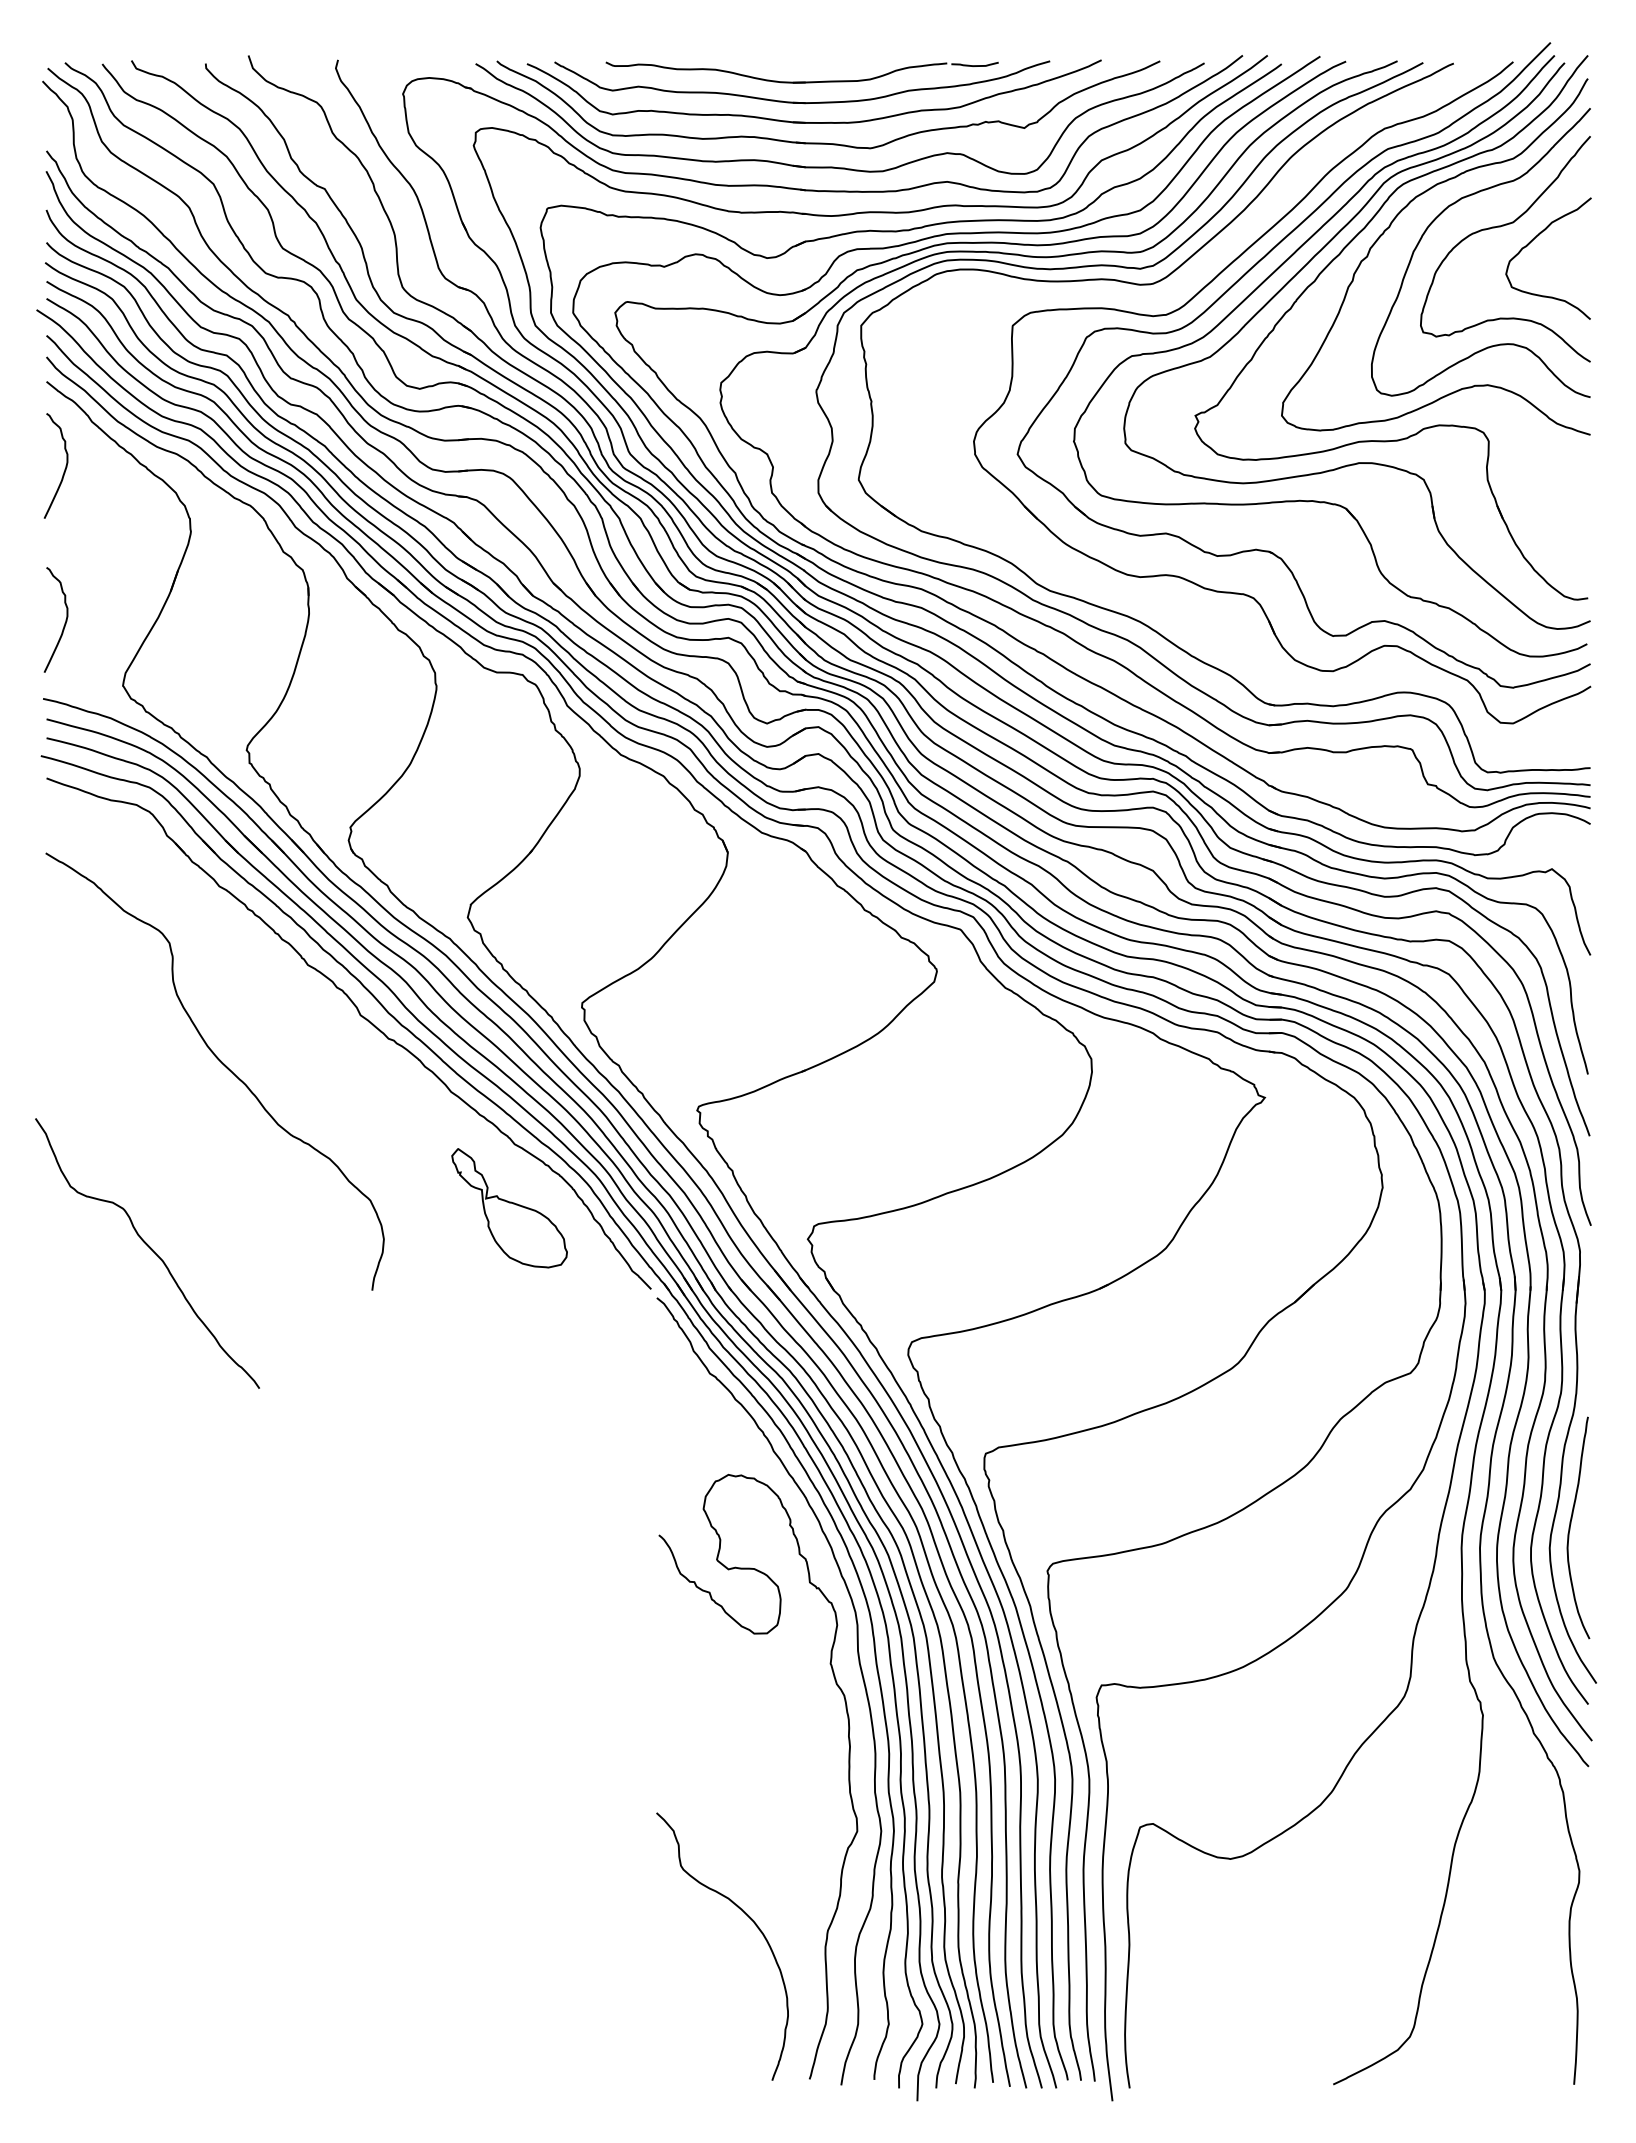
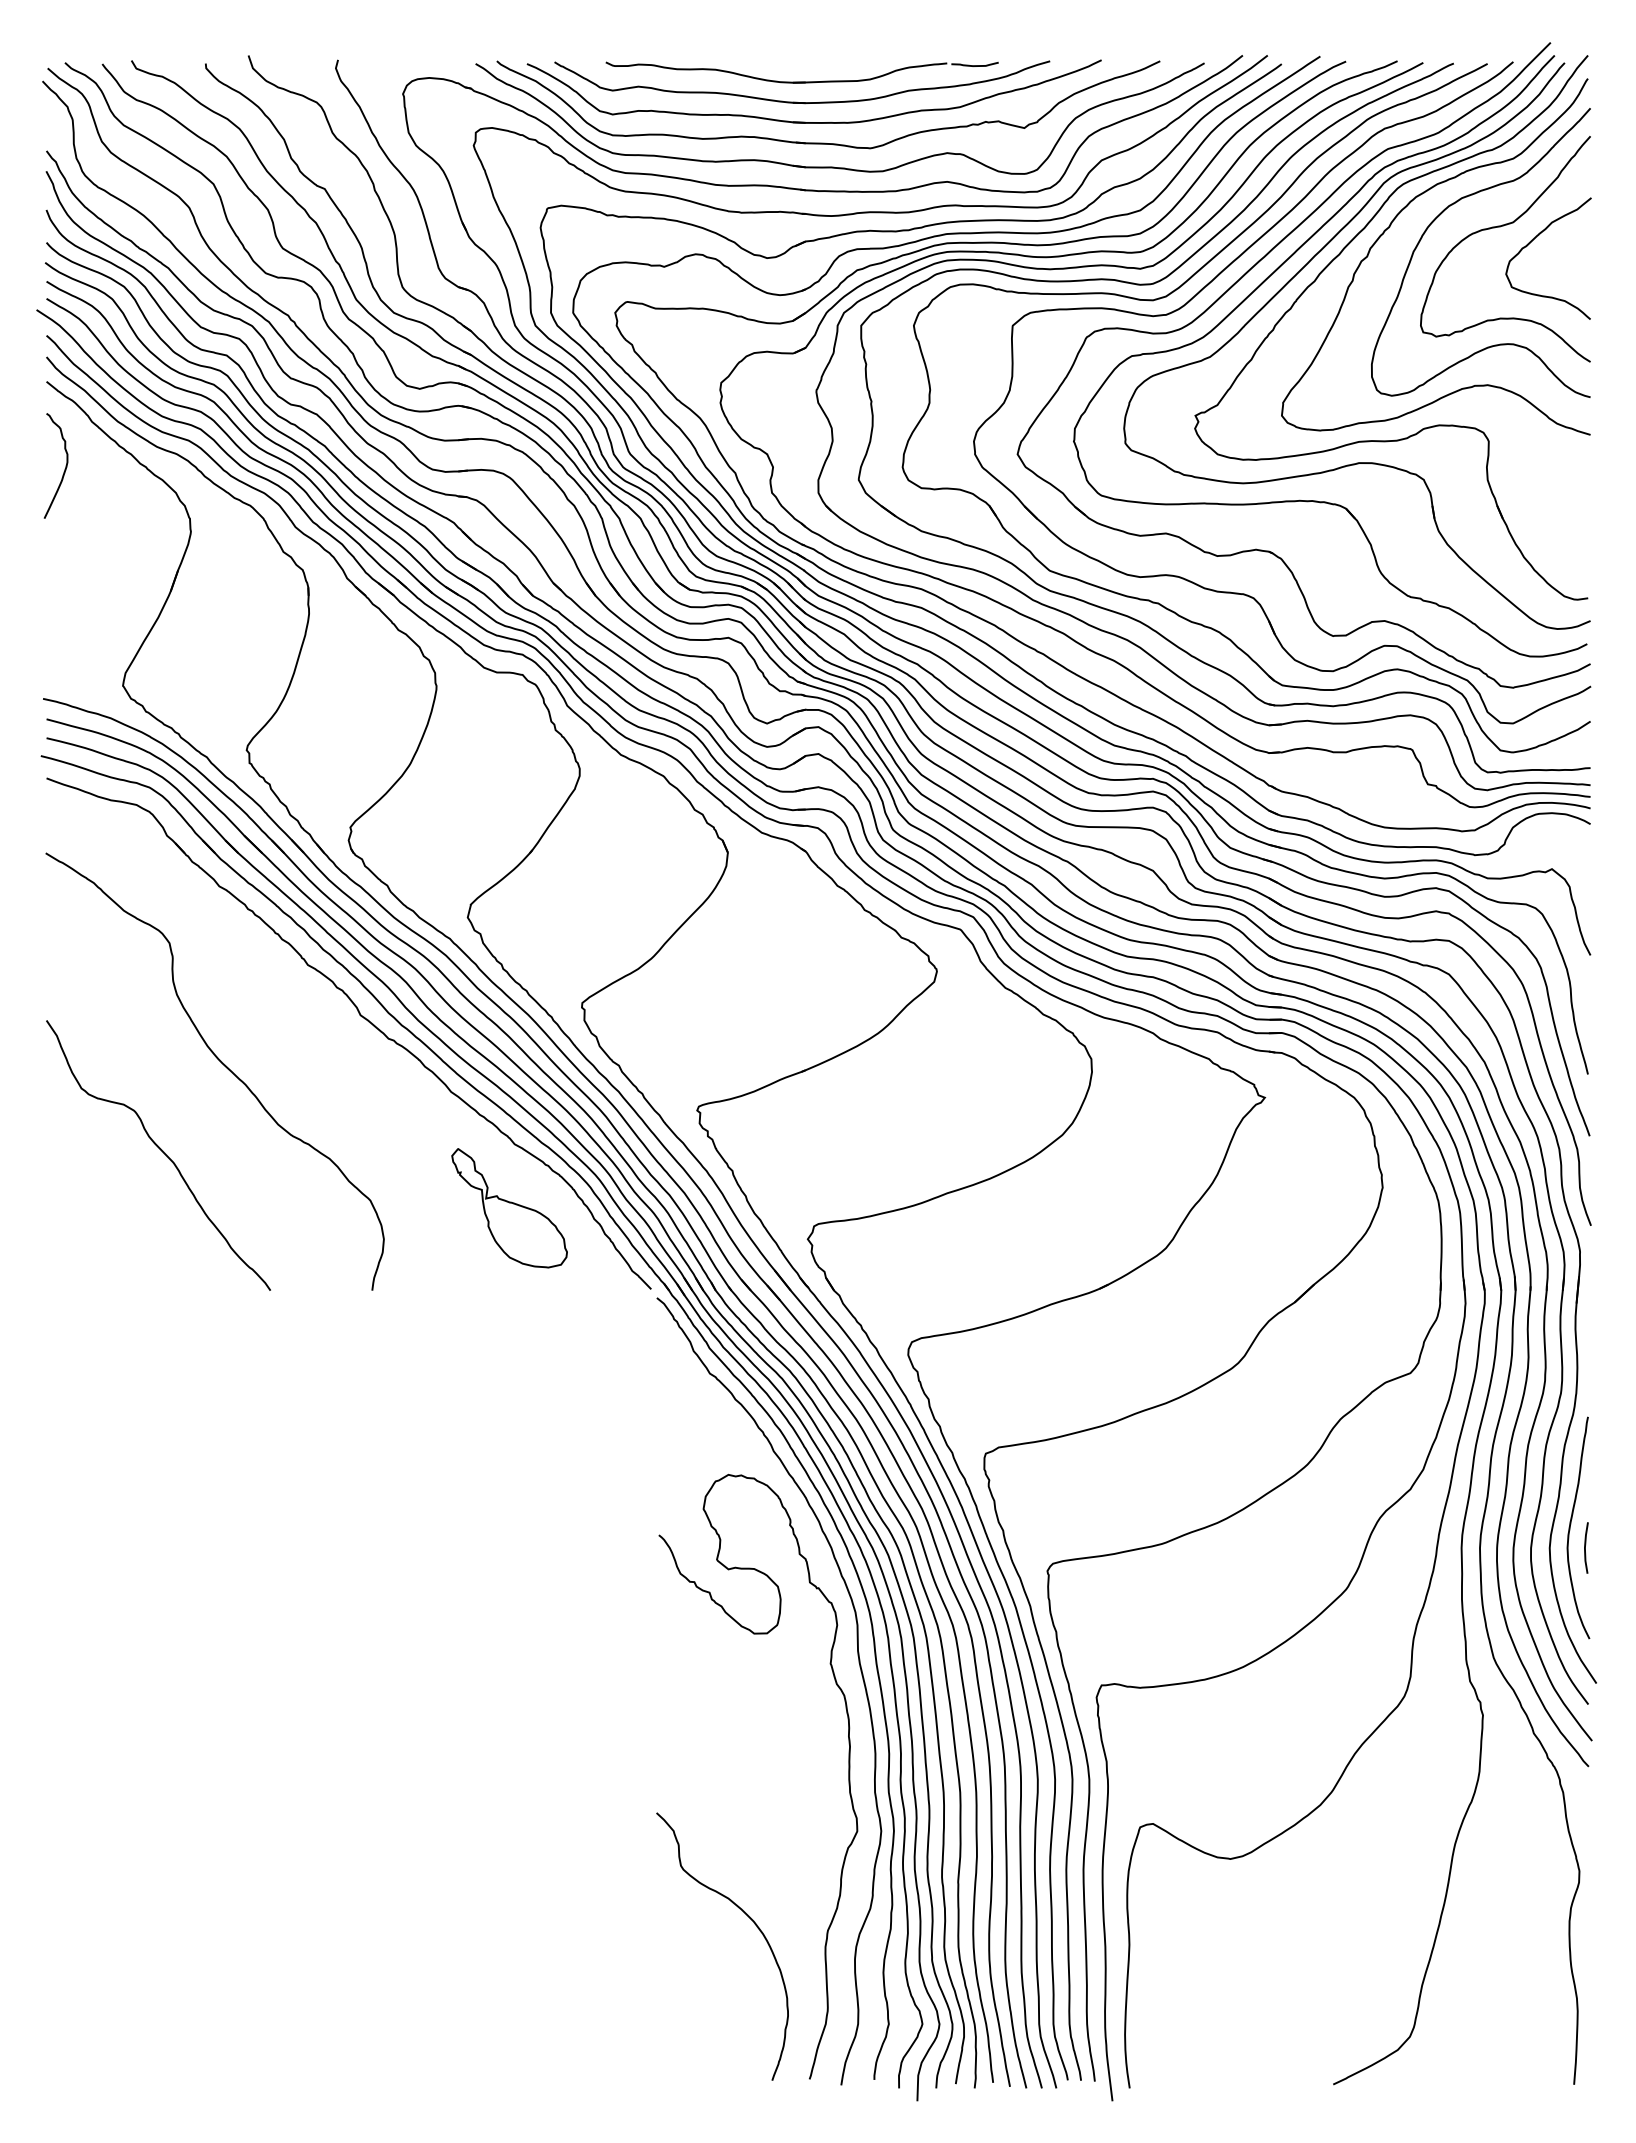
part: none -> present (1169, 295)
curve: present -> none (64, 623)
curve position: (150, 1249) -> (161, 1151) (161, 1151)
line: none -> present (1585, 1547)
